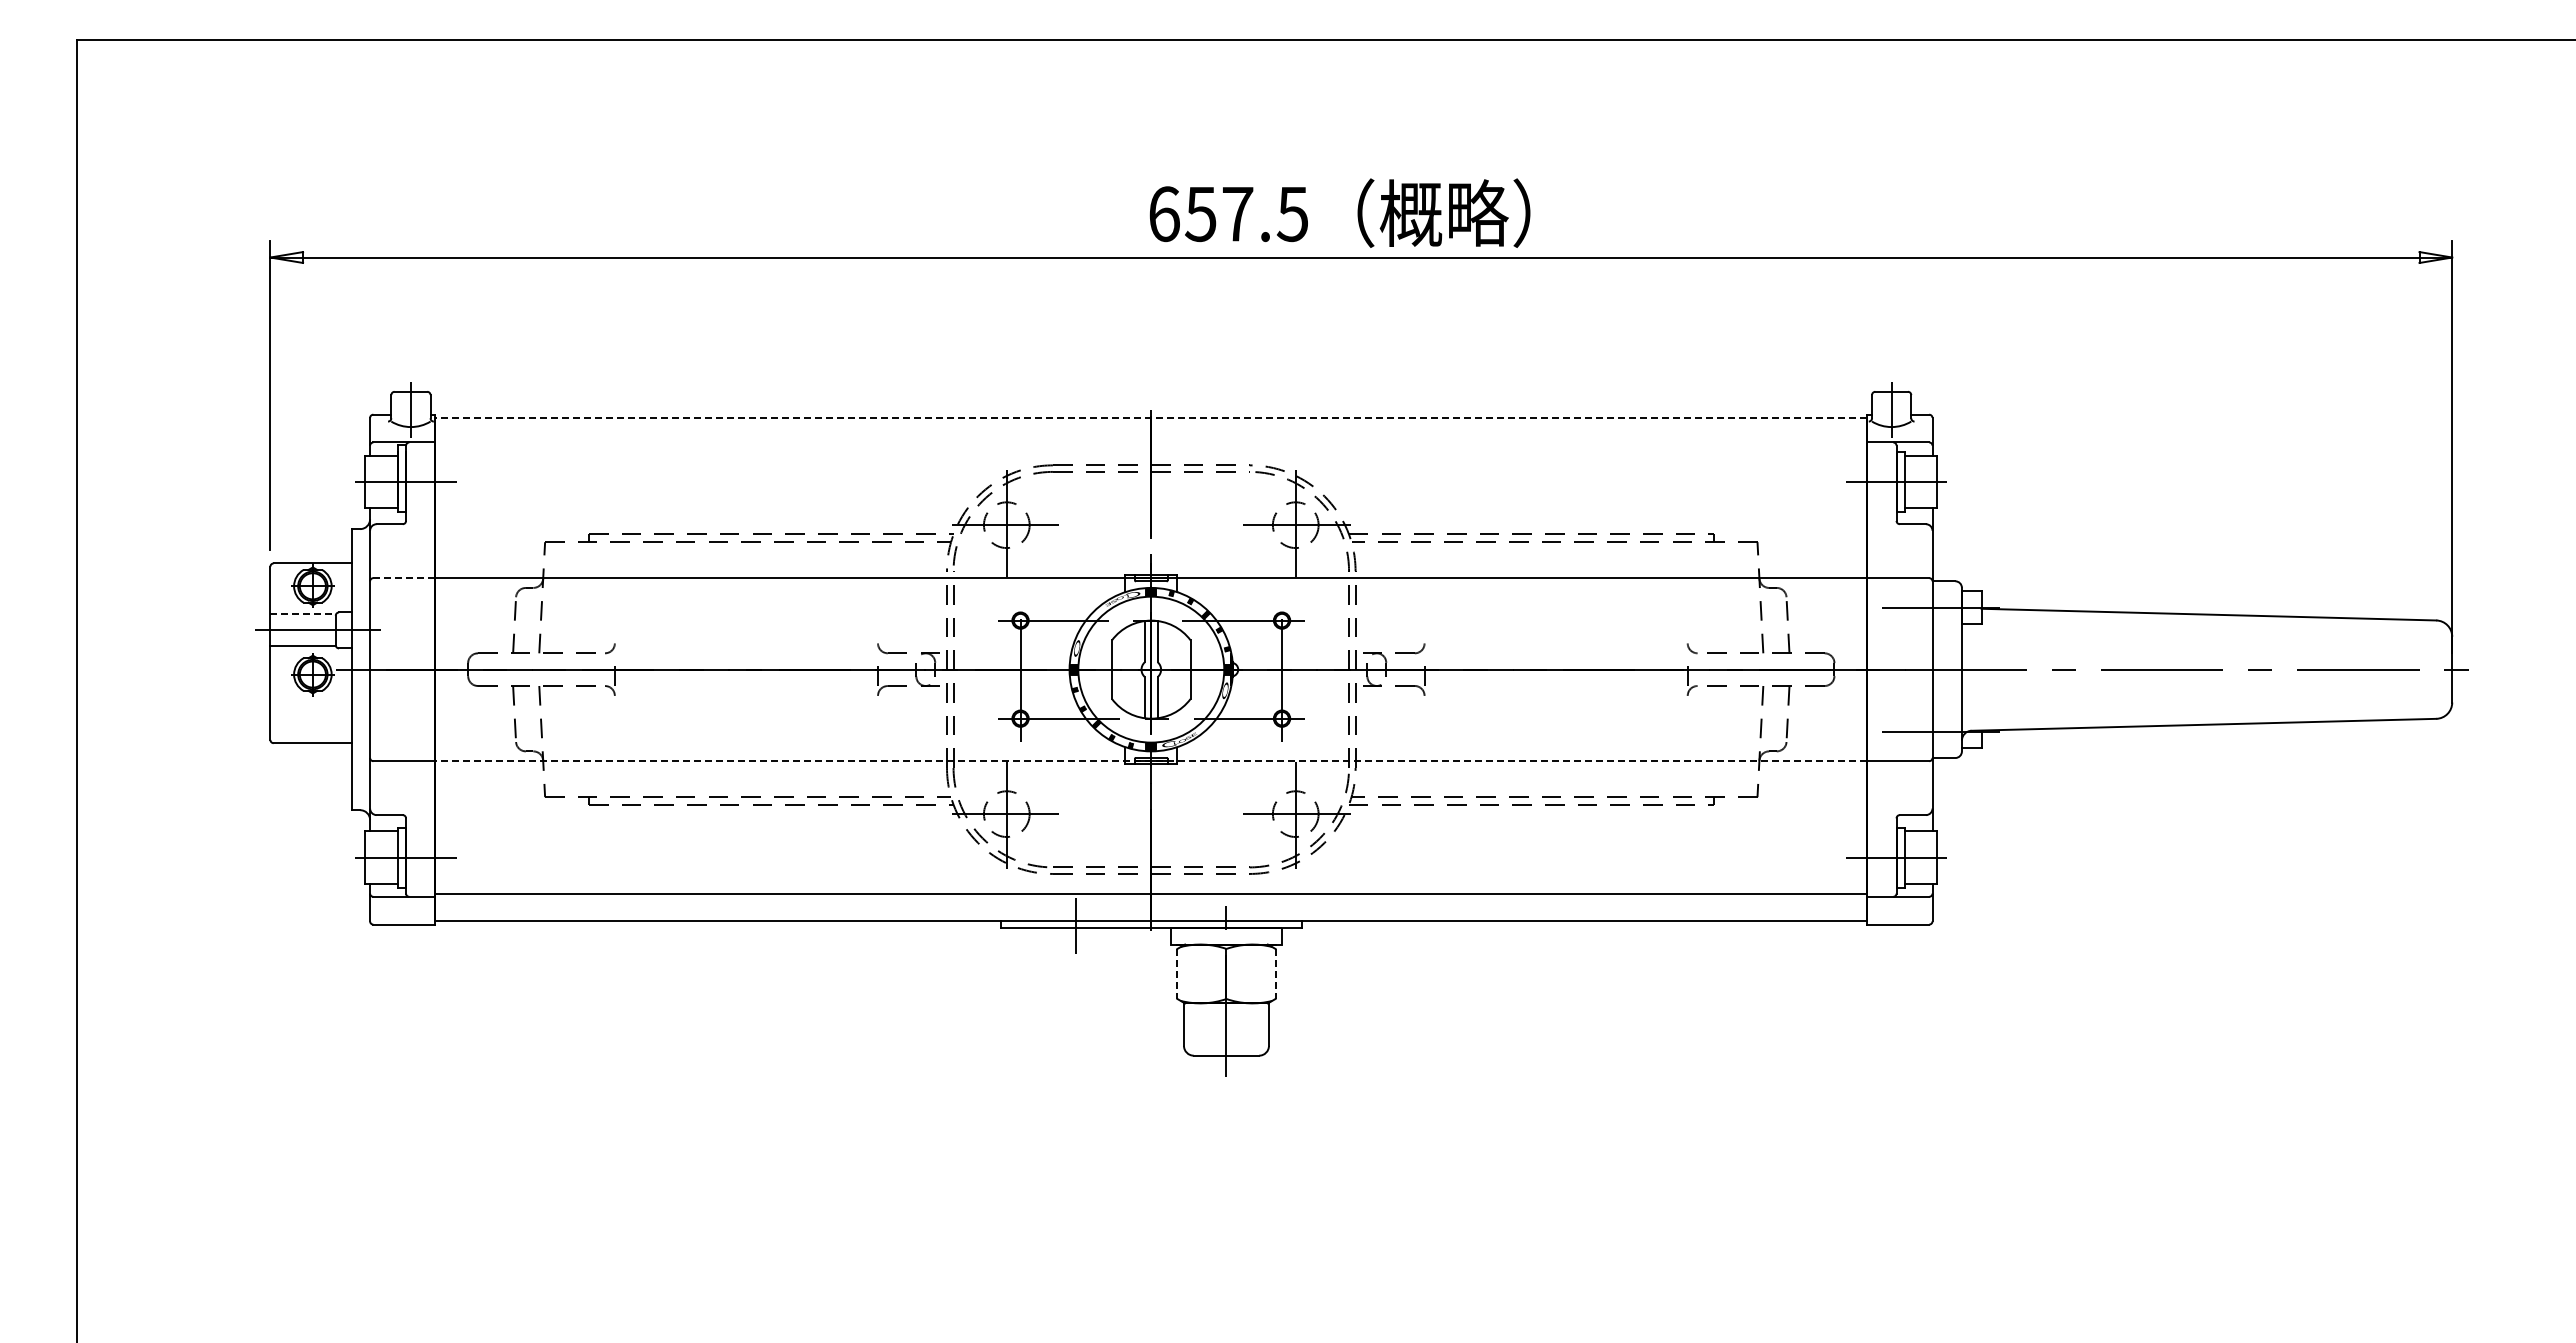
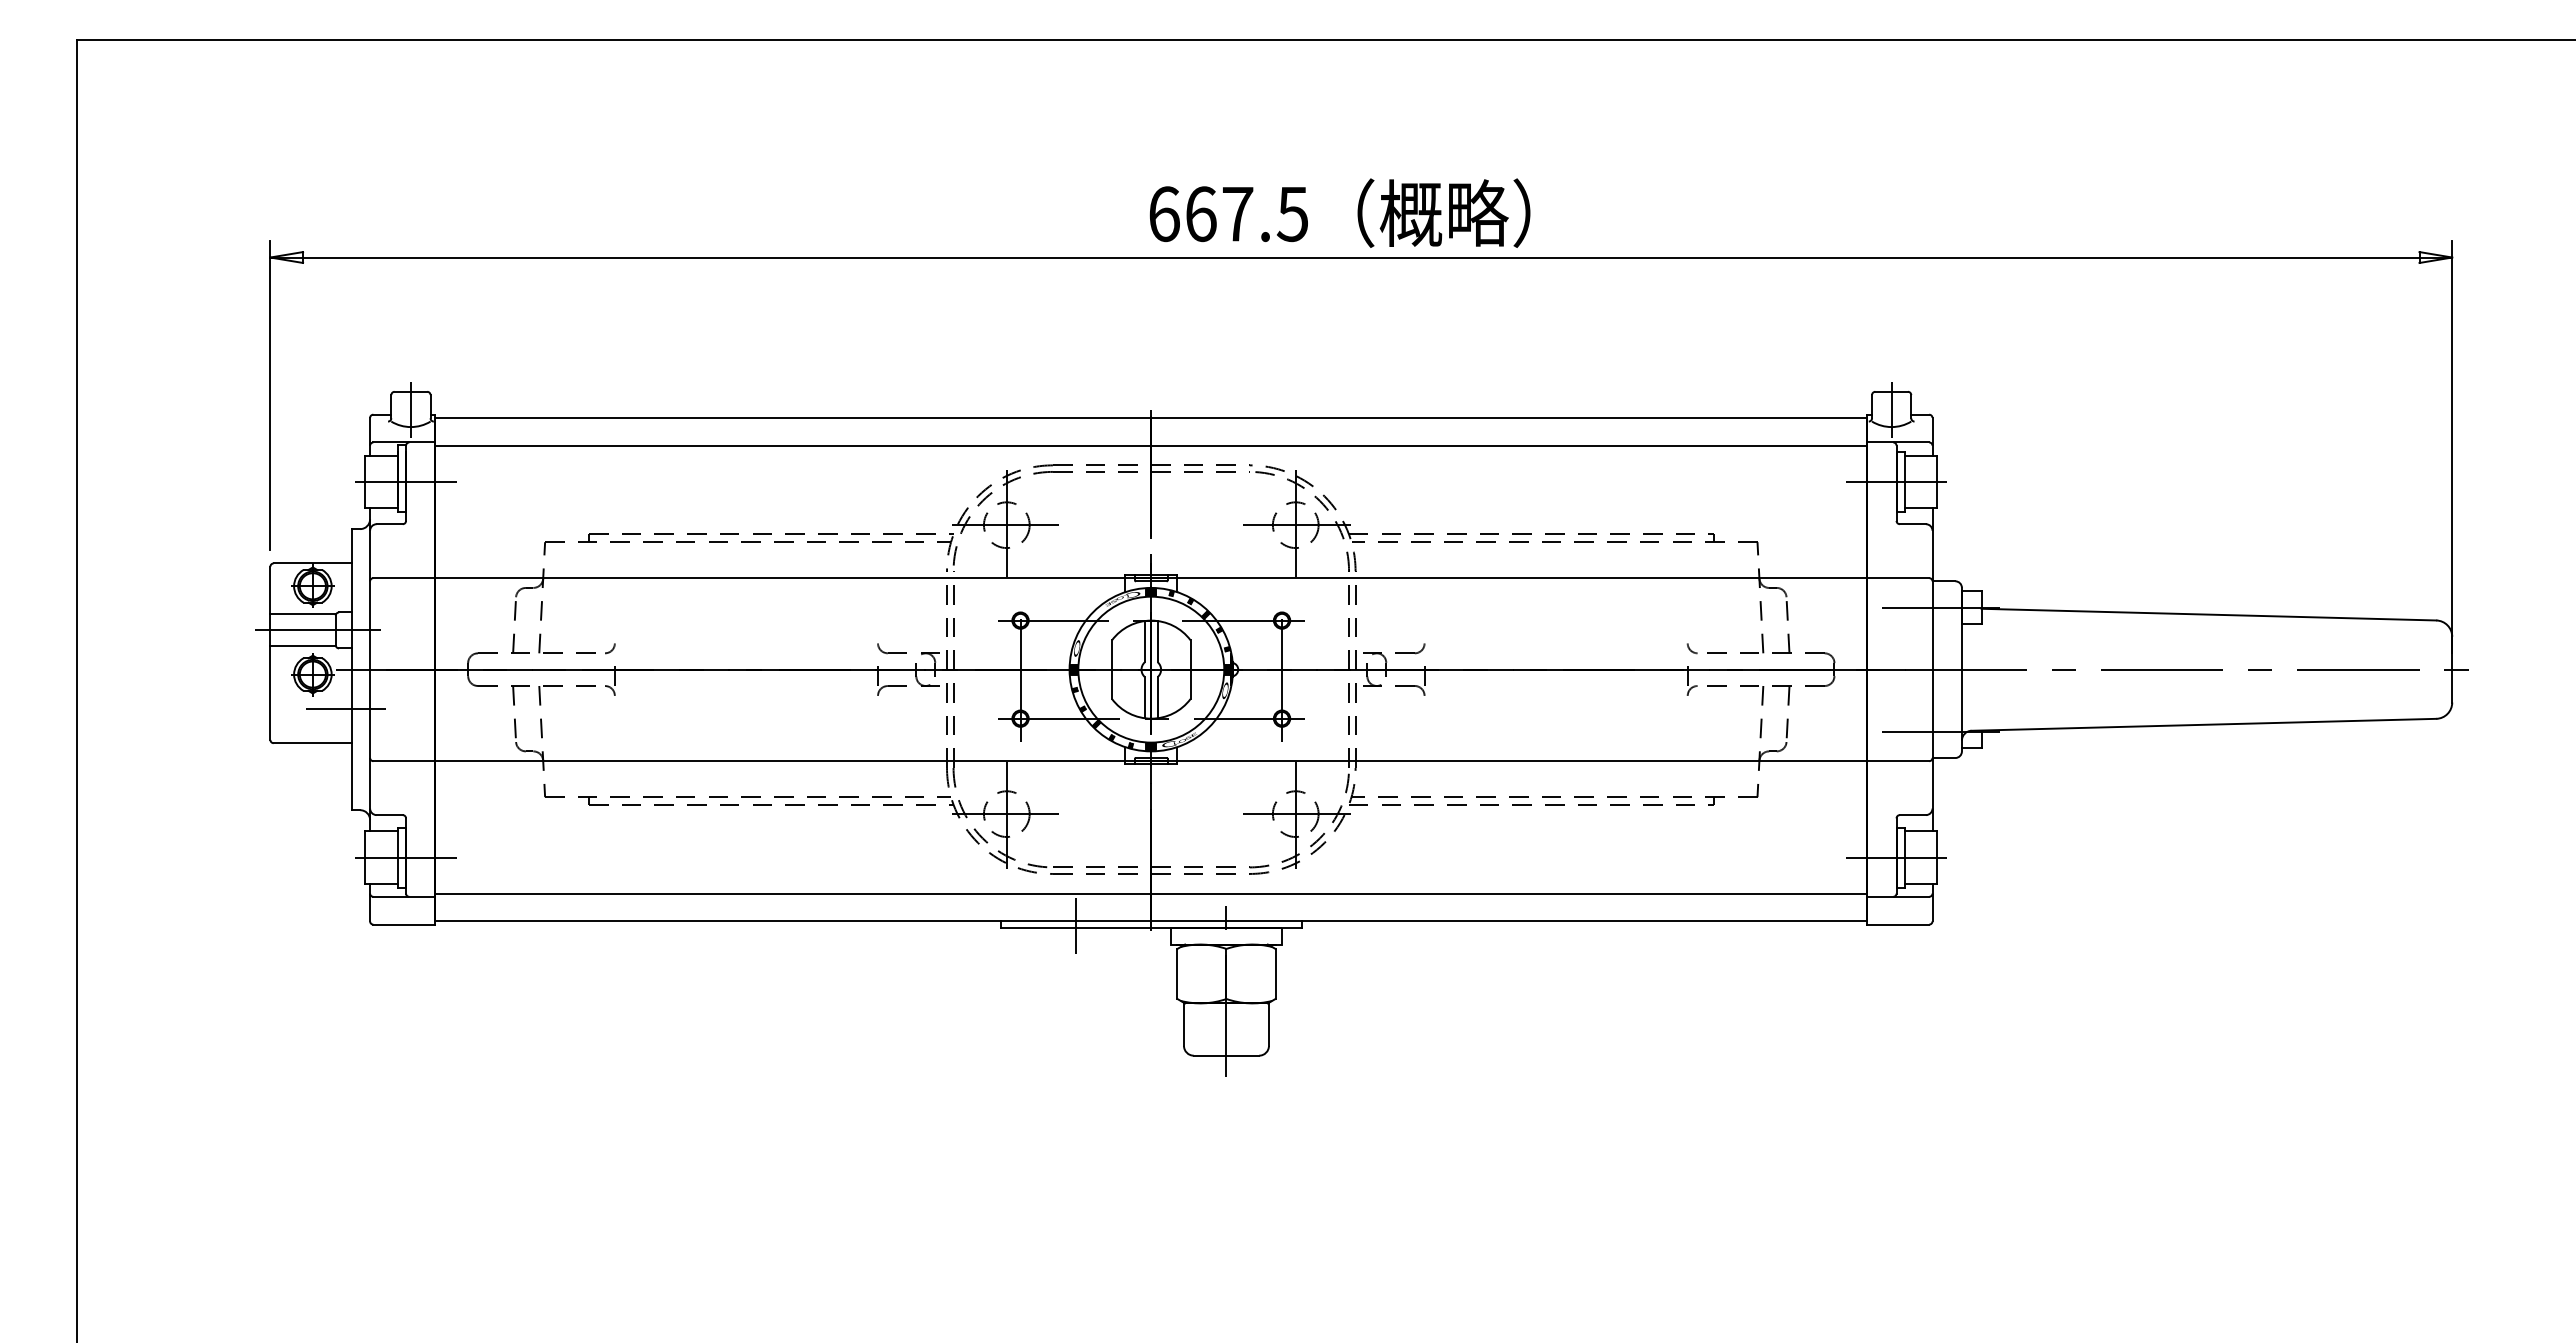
text: 657.5 -> 667.5 (1200, 214)
line: dashed -> solid (1151, 417)
line: none -> present (1151, 445)
line: dashed -> solid (404, 578)
line: dashed -> solid (303, 614)
line: none -> present (345, 708)
line: dashed -> solid (1151, 761)
line: dashed -> solid (1177, 974)
line: dashed -> solid (1275, 974)
